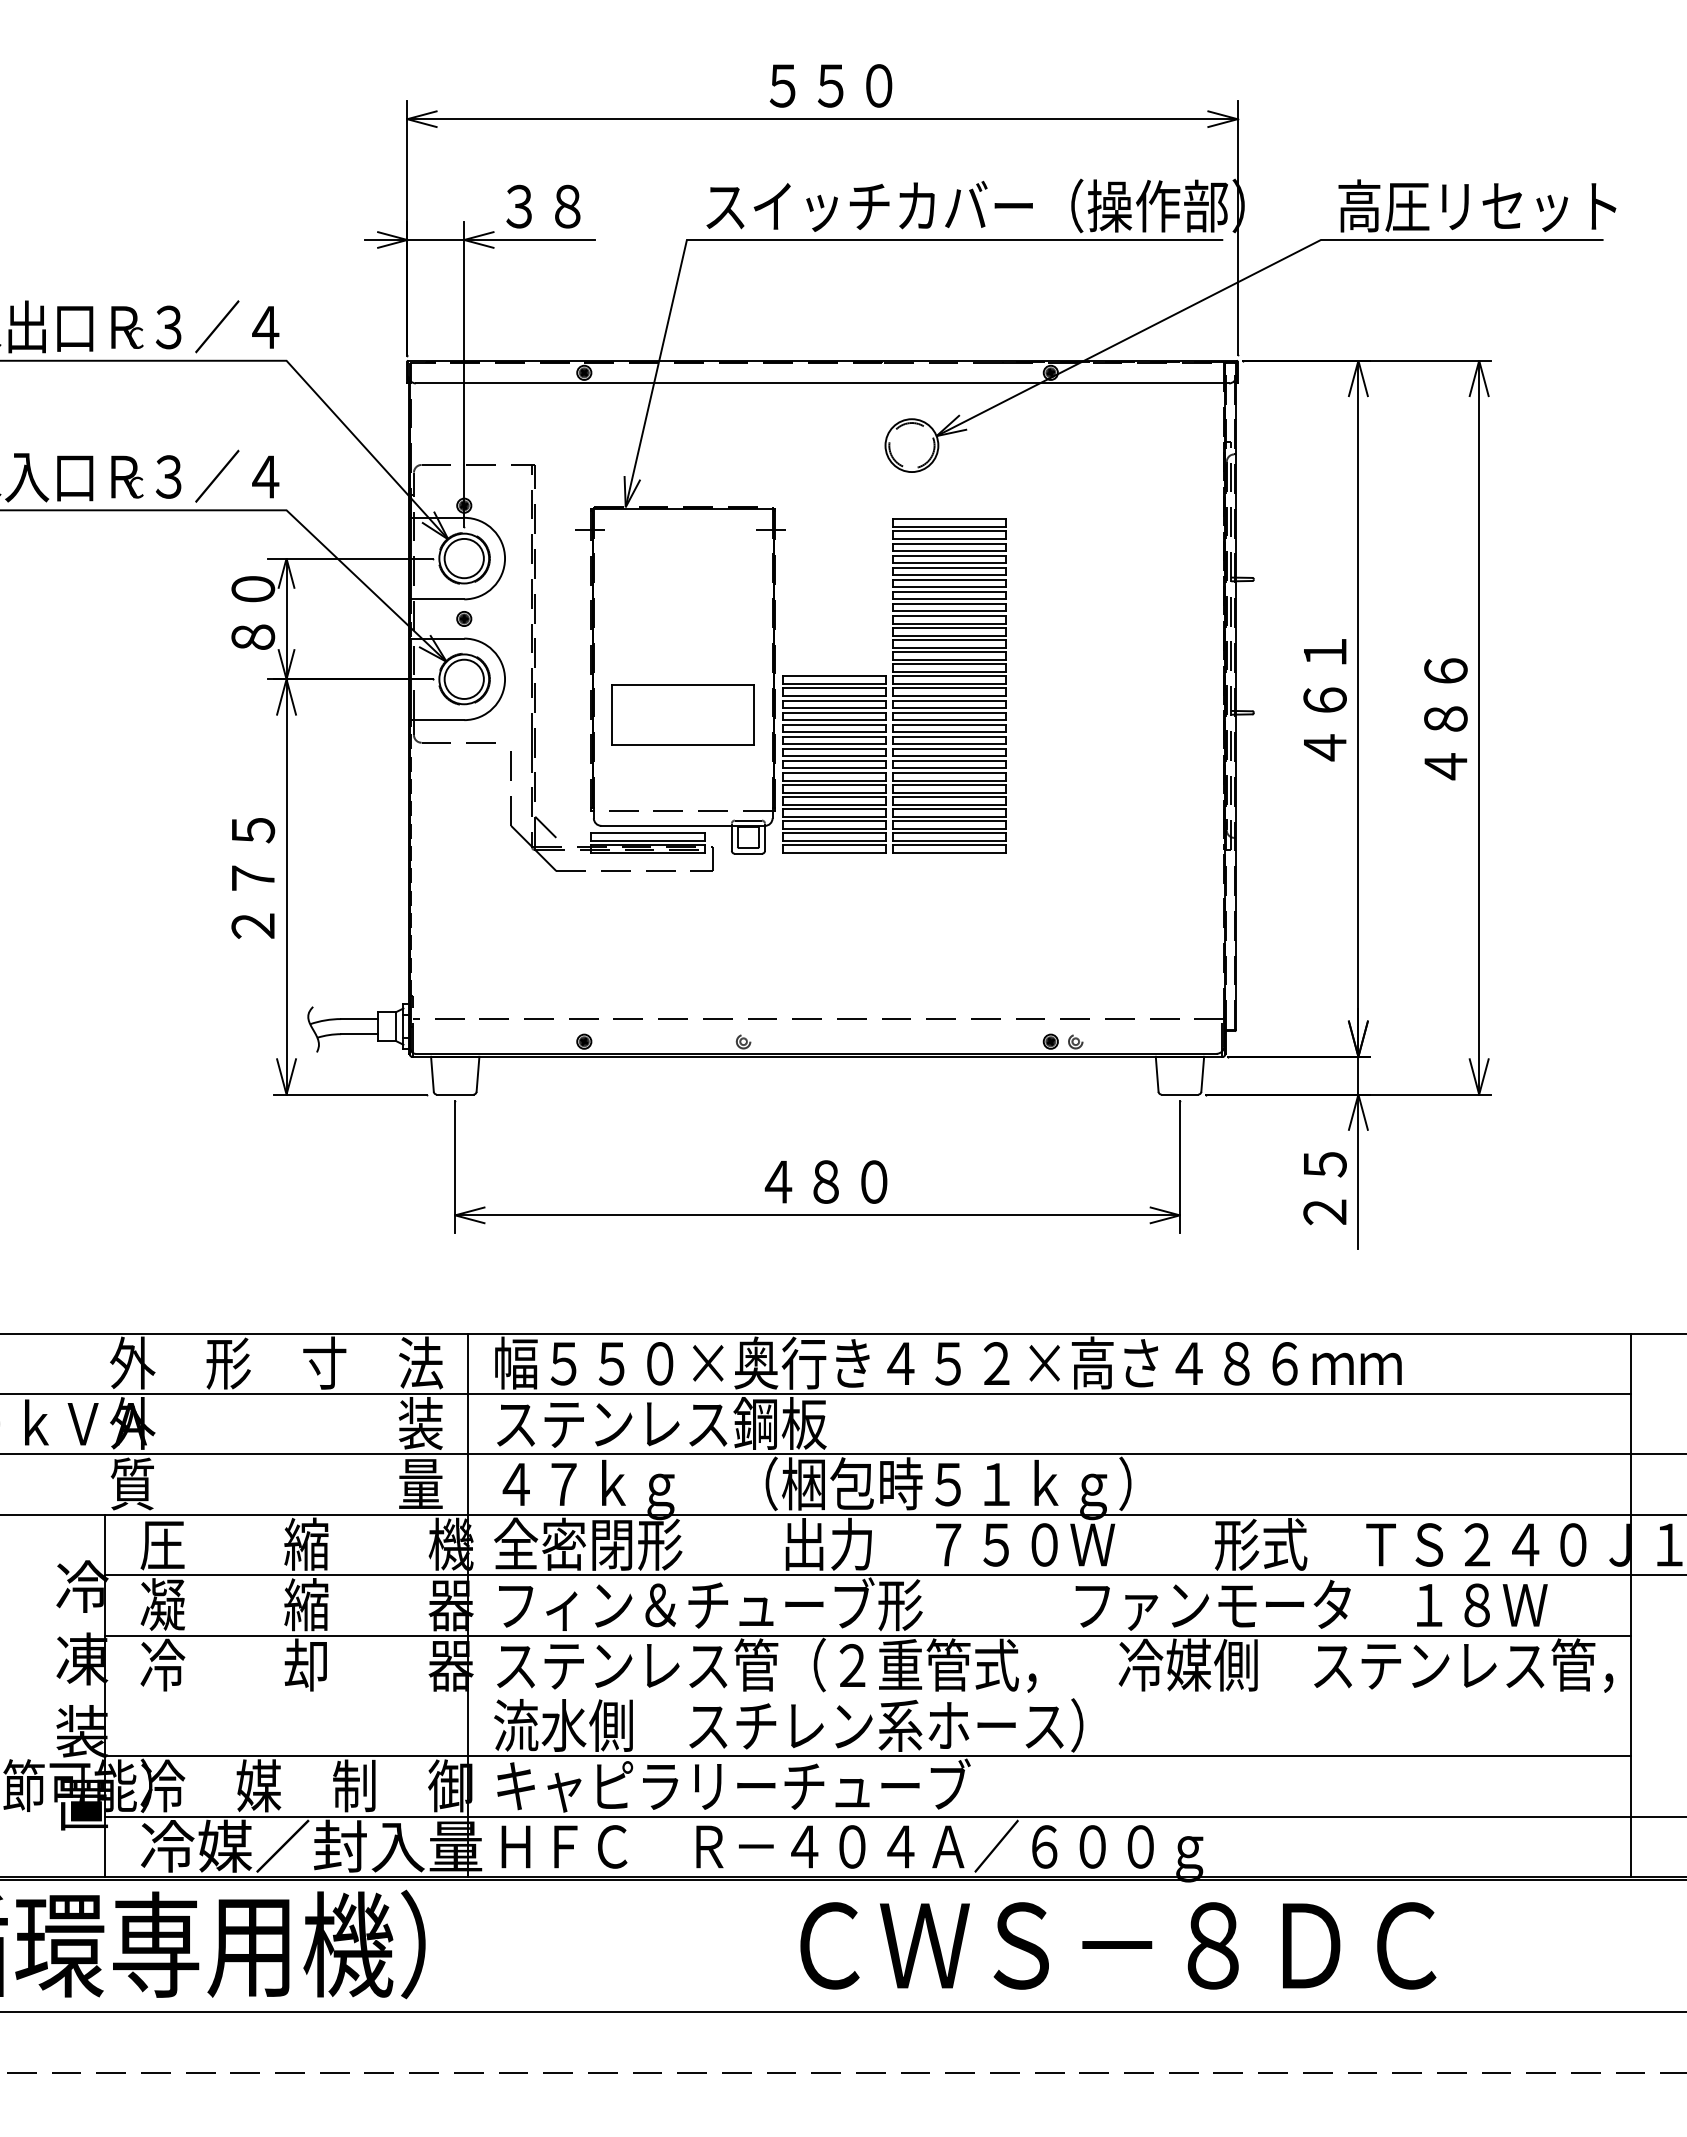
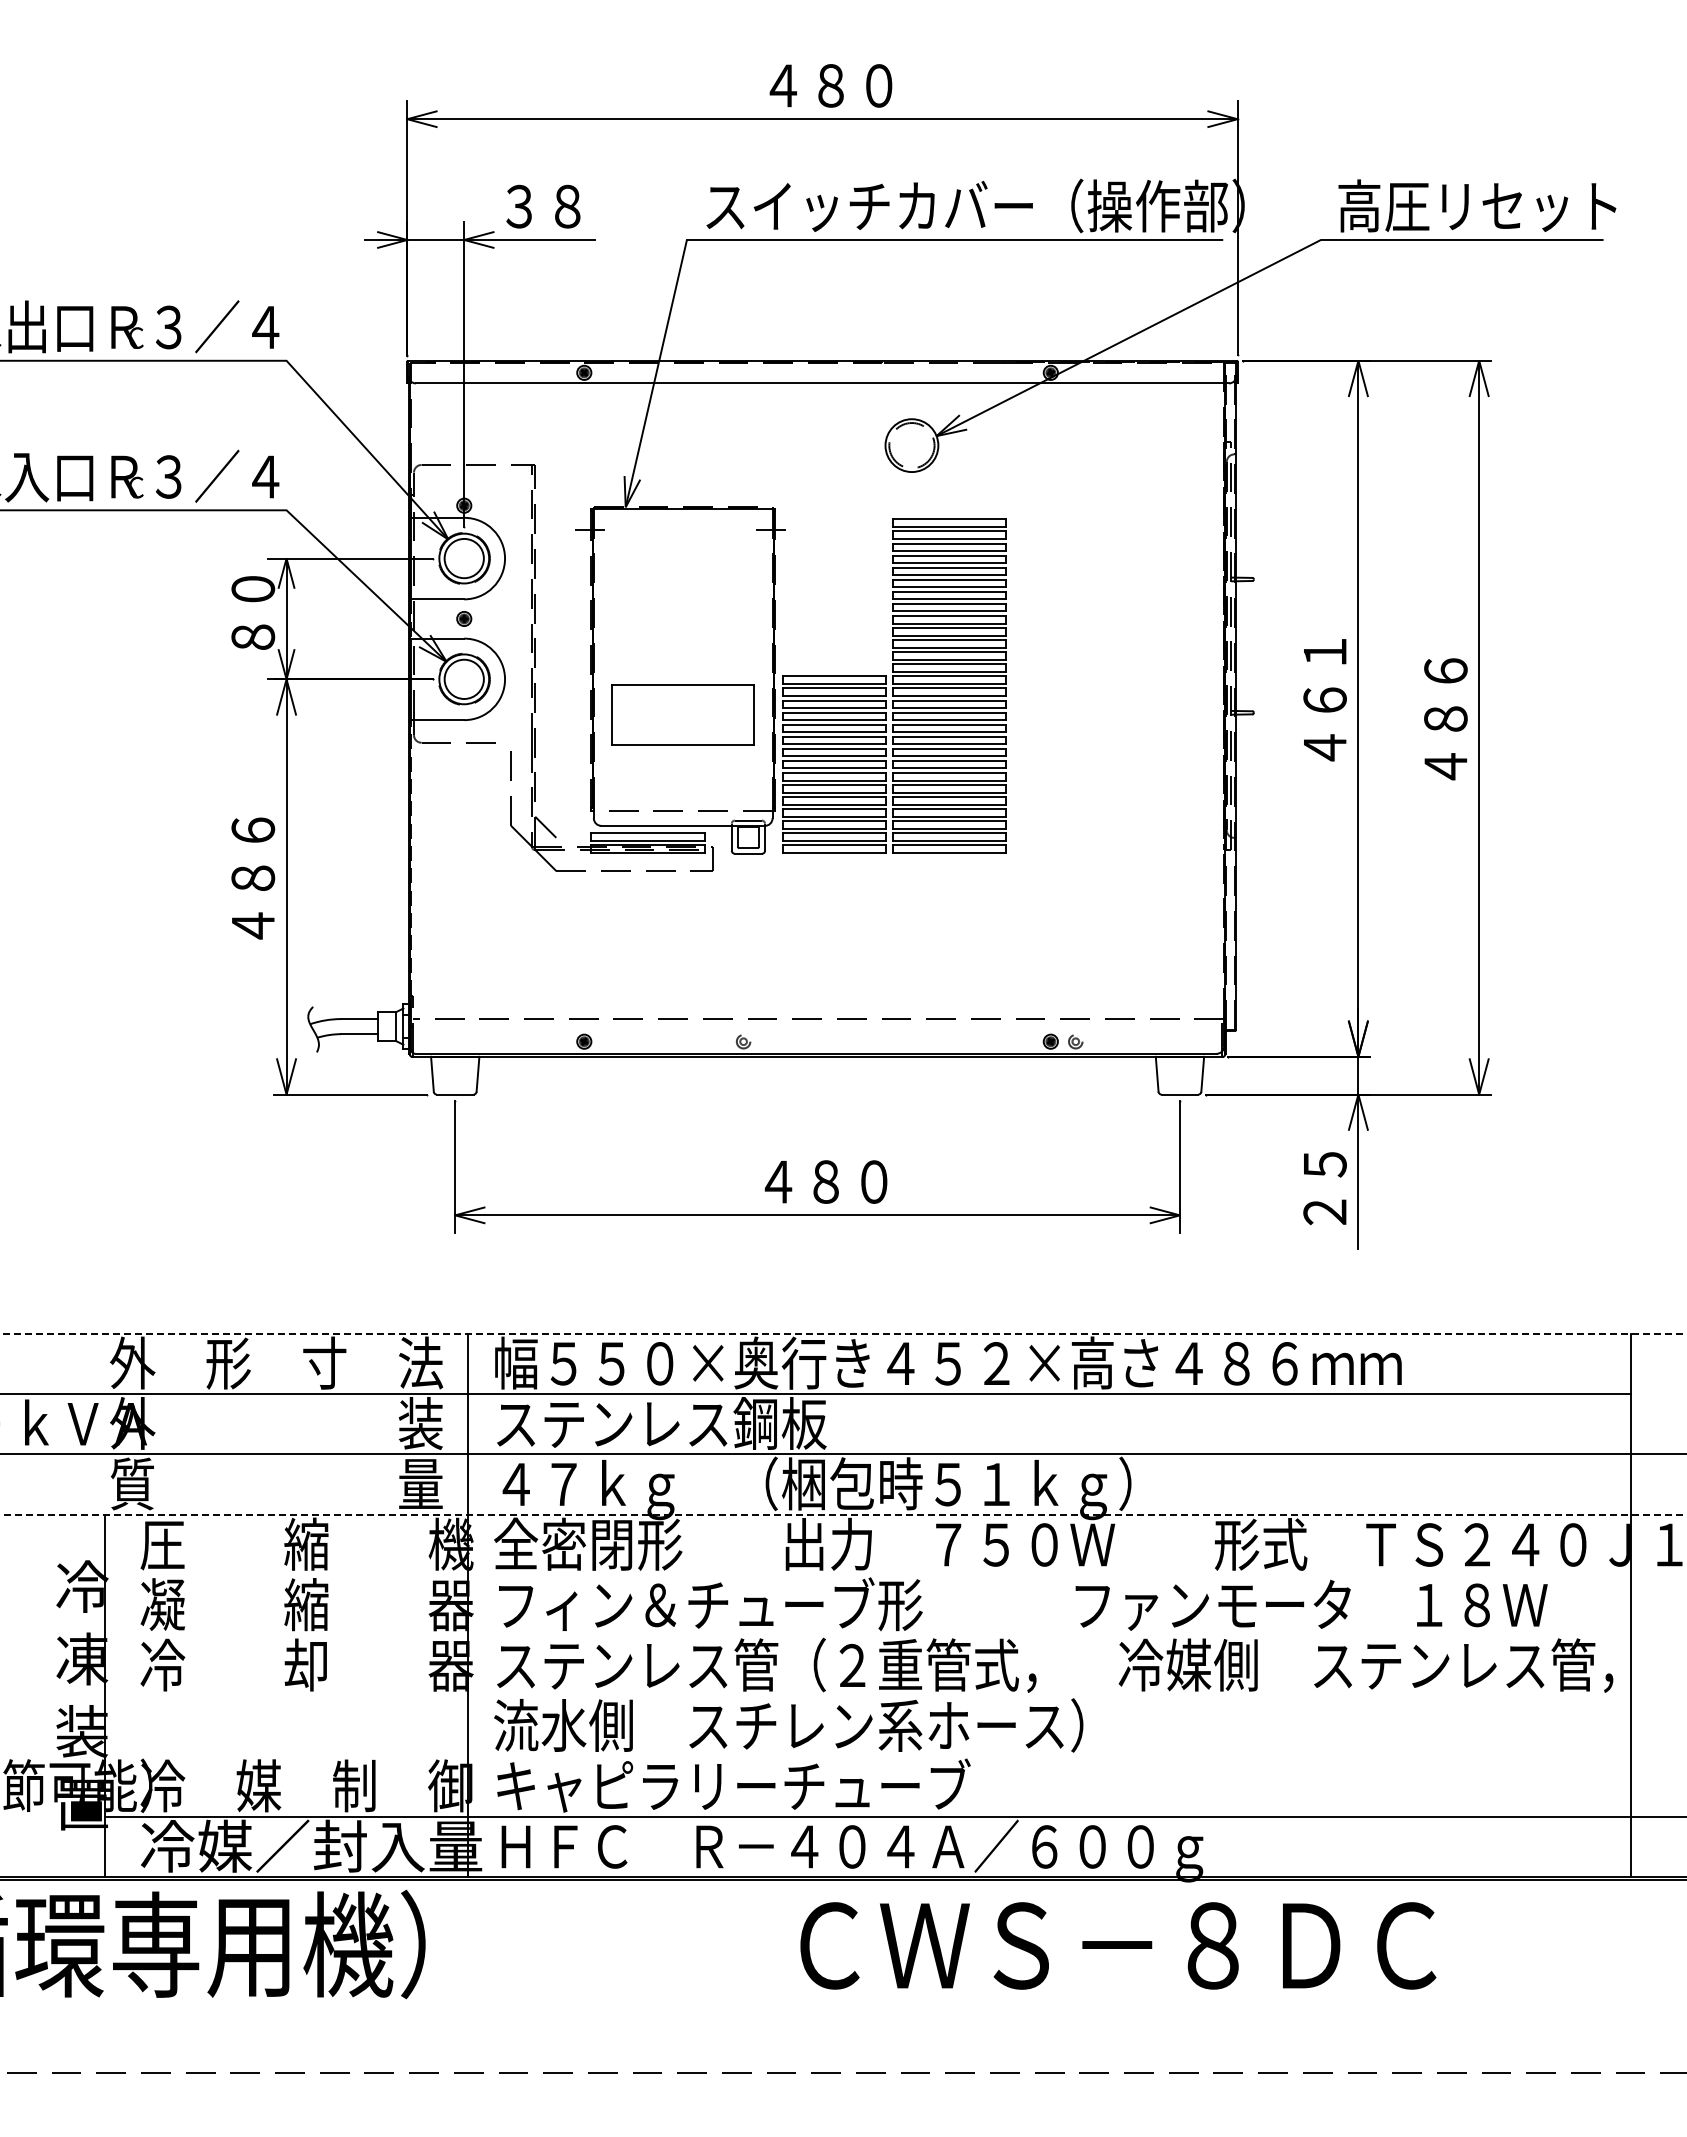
text: ５５０ -> ４８０ (806, 85)
text: ２７５ -> ４８６ (253, 878)
line: solid -> dashed (843, 1333)
line: solid -> dashed (843, 1514)
line: present -> none (894, 1575)
line: present -> none (868, 1635)
line: present -> none (868, 1756)
line: present -> none (842, 2012)
